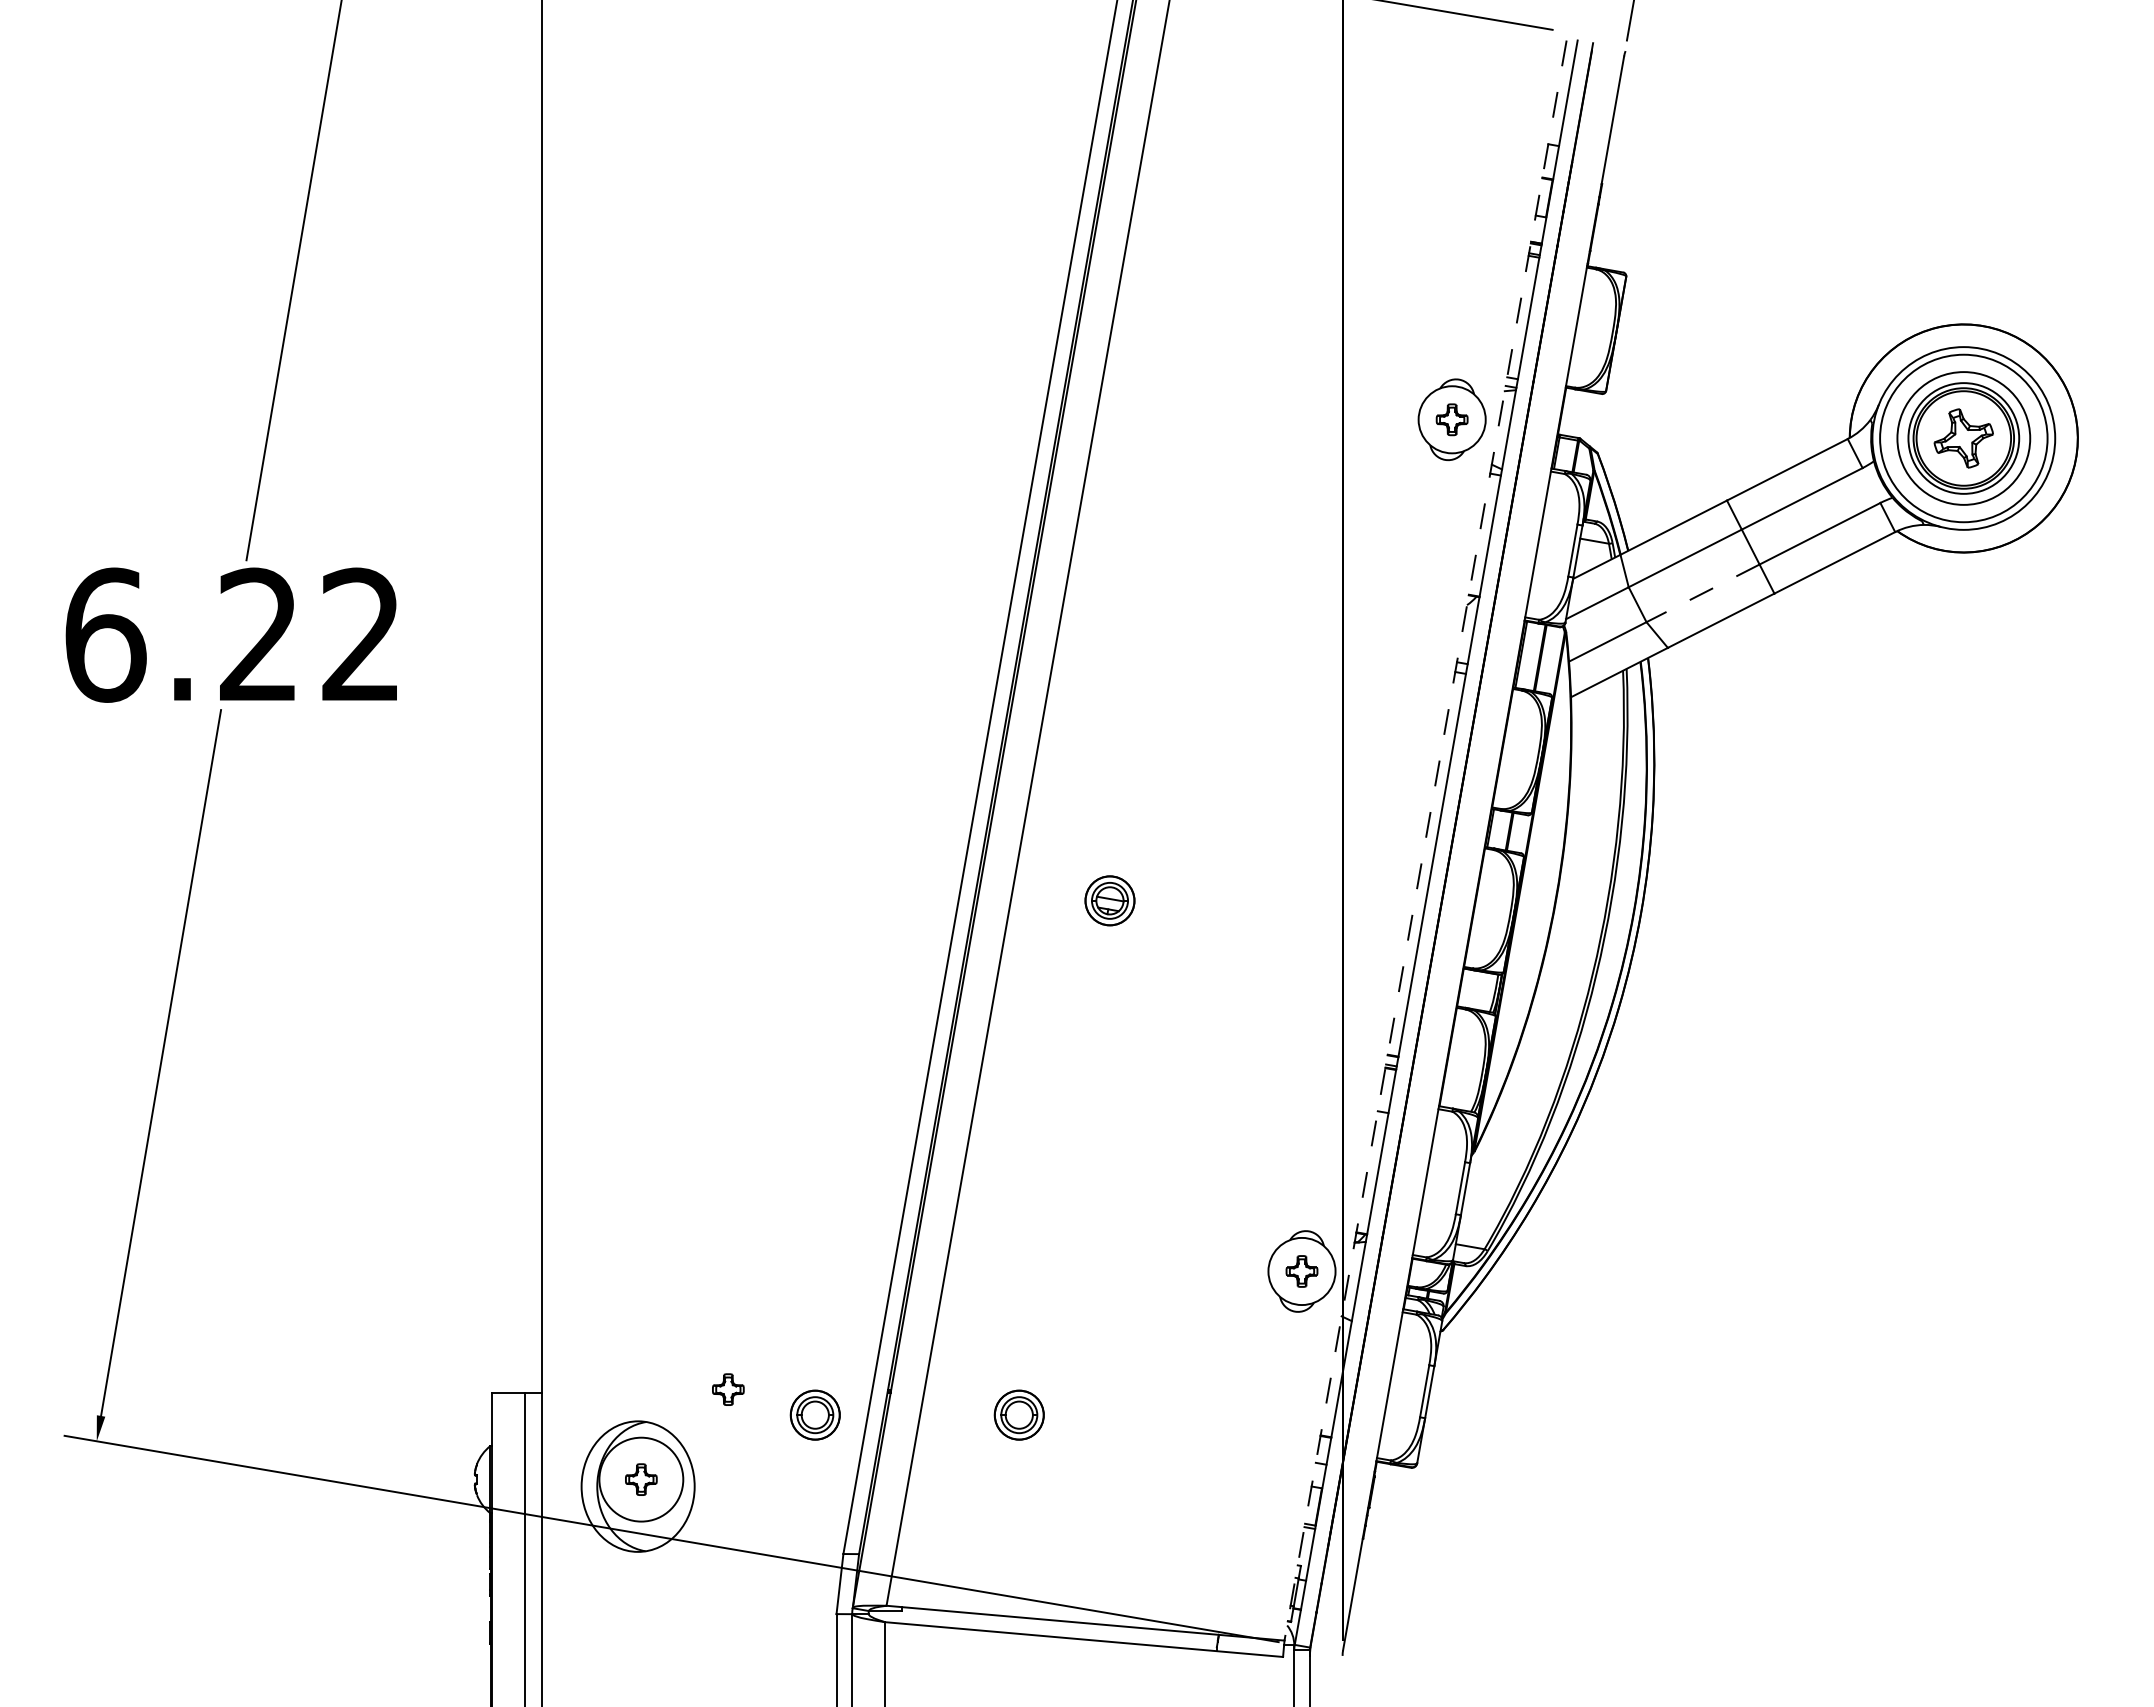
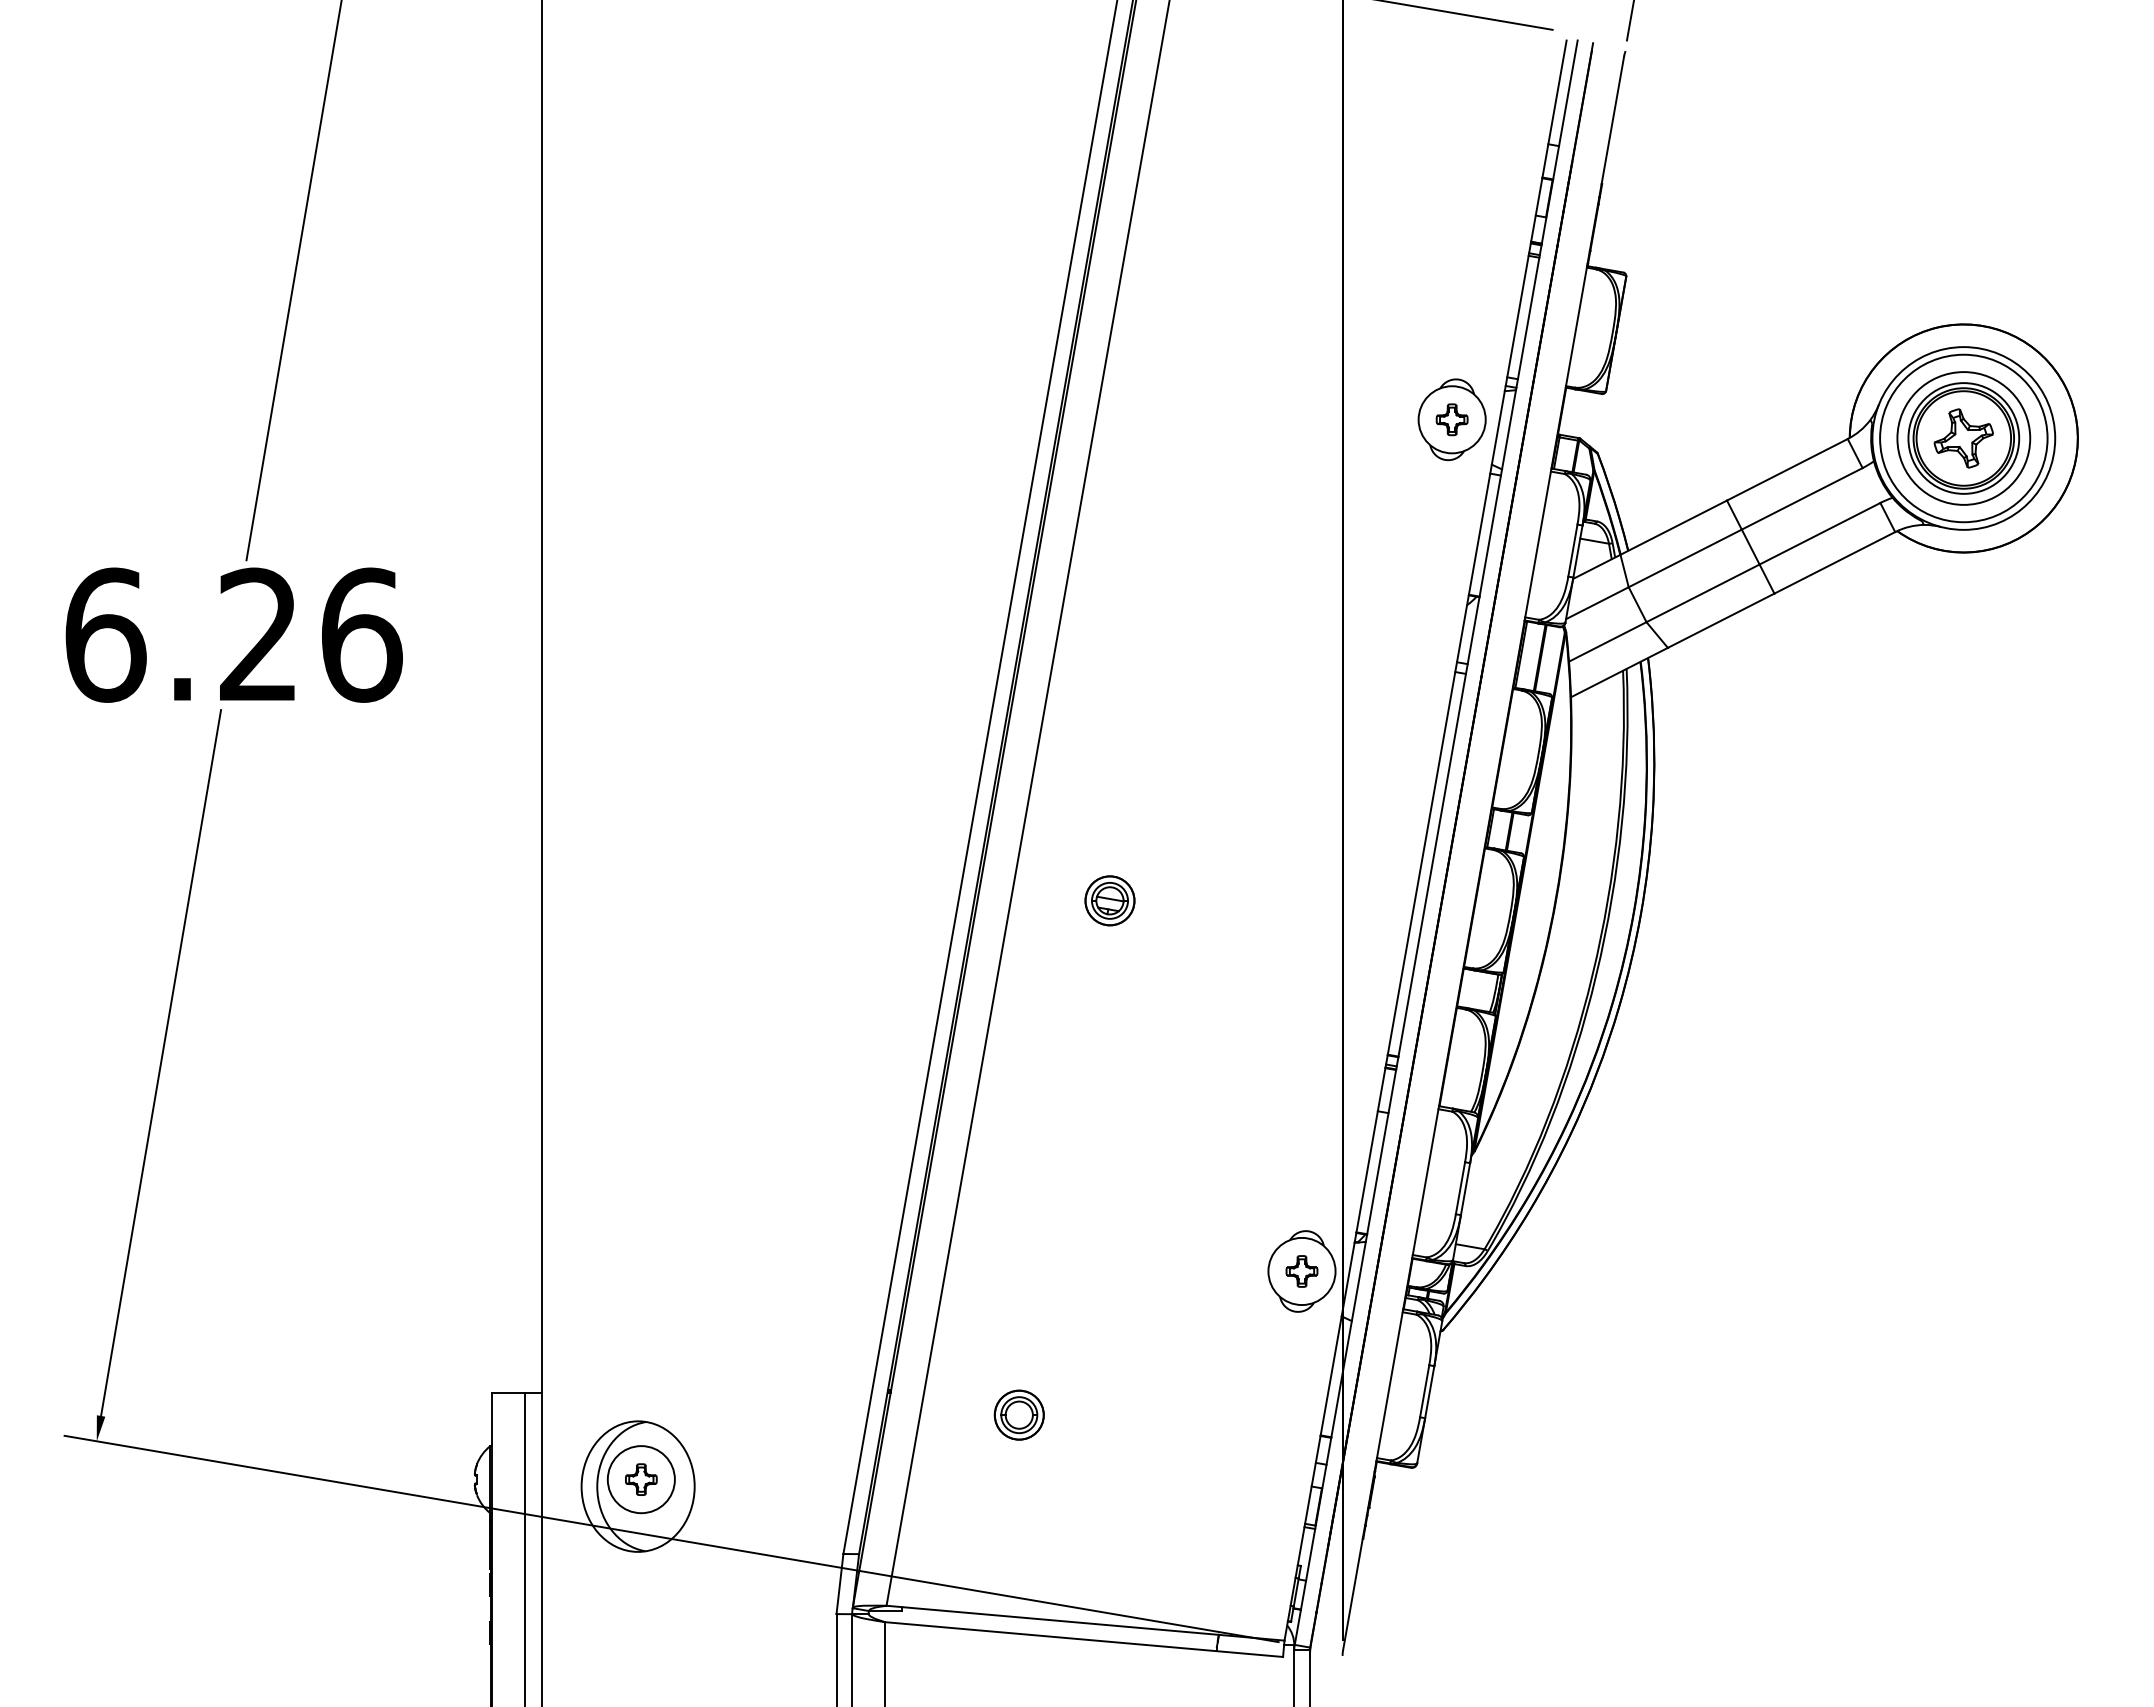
line: dashed -> solid (1702, 593)
text: 6.22 -> 6.26 (362, 634)
line: dashed -> solid (1425, 841)
part: present -> none (728, 1389)
part: present -> none (814, 1414)
circle diameter: 84 px -> 67 px (640, 1479)
